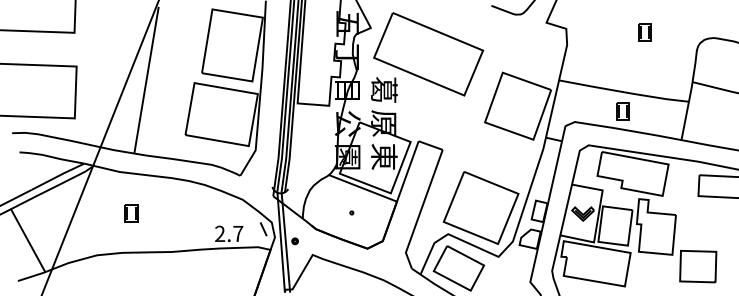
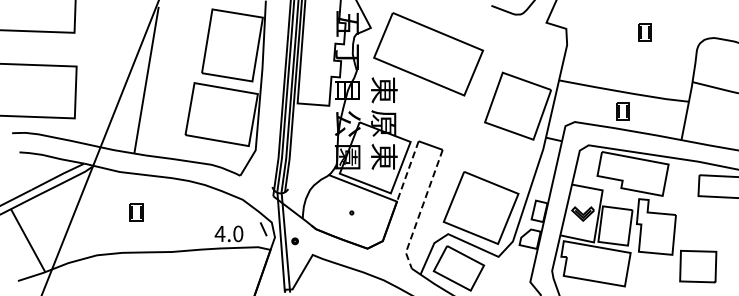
text: 葛 -> 東 (384, 90)
line: solid -> dashed (407, 171)
line: solid -> dashed (420, 210)
part position: (131, 213) -> (136, 212) (136, 212)
text: 2.7 -> 4.0 (228, 233)
